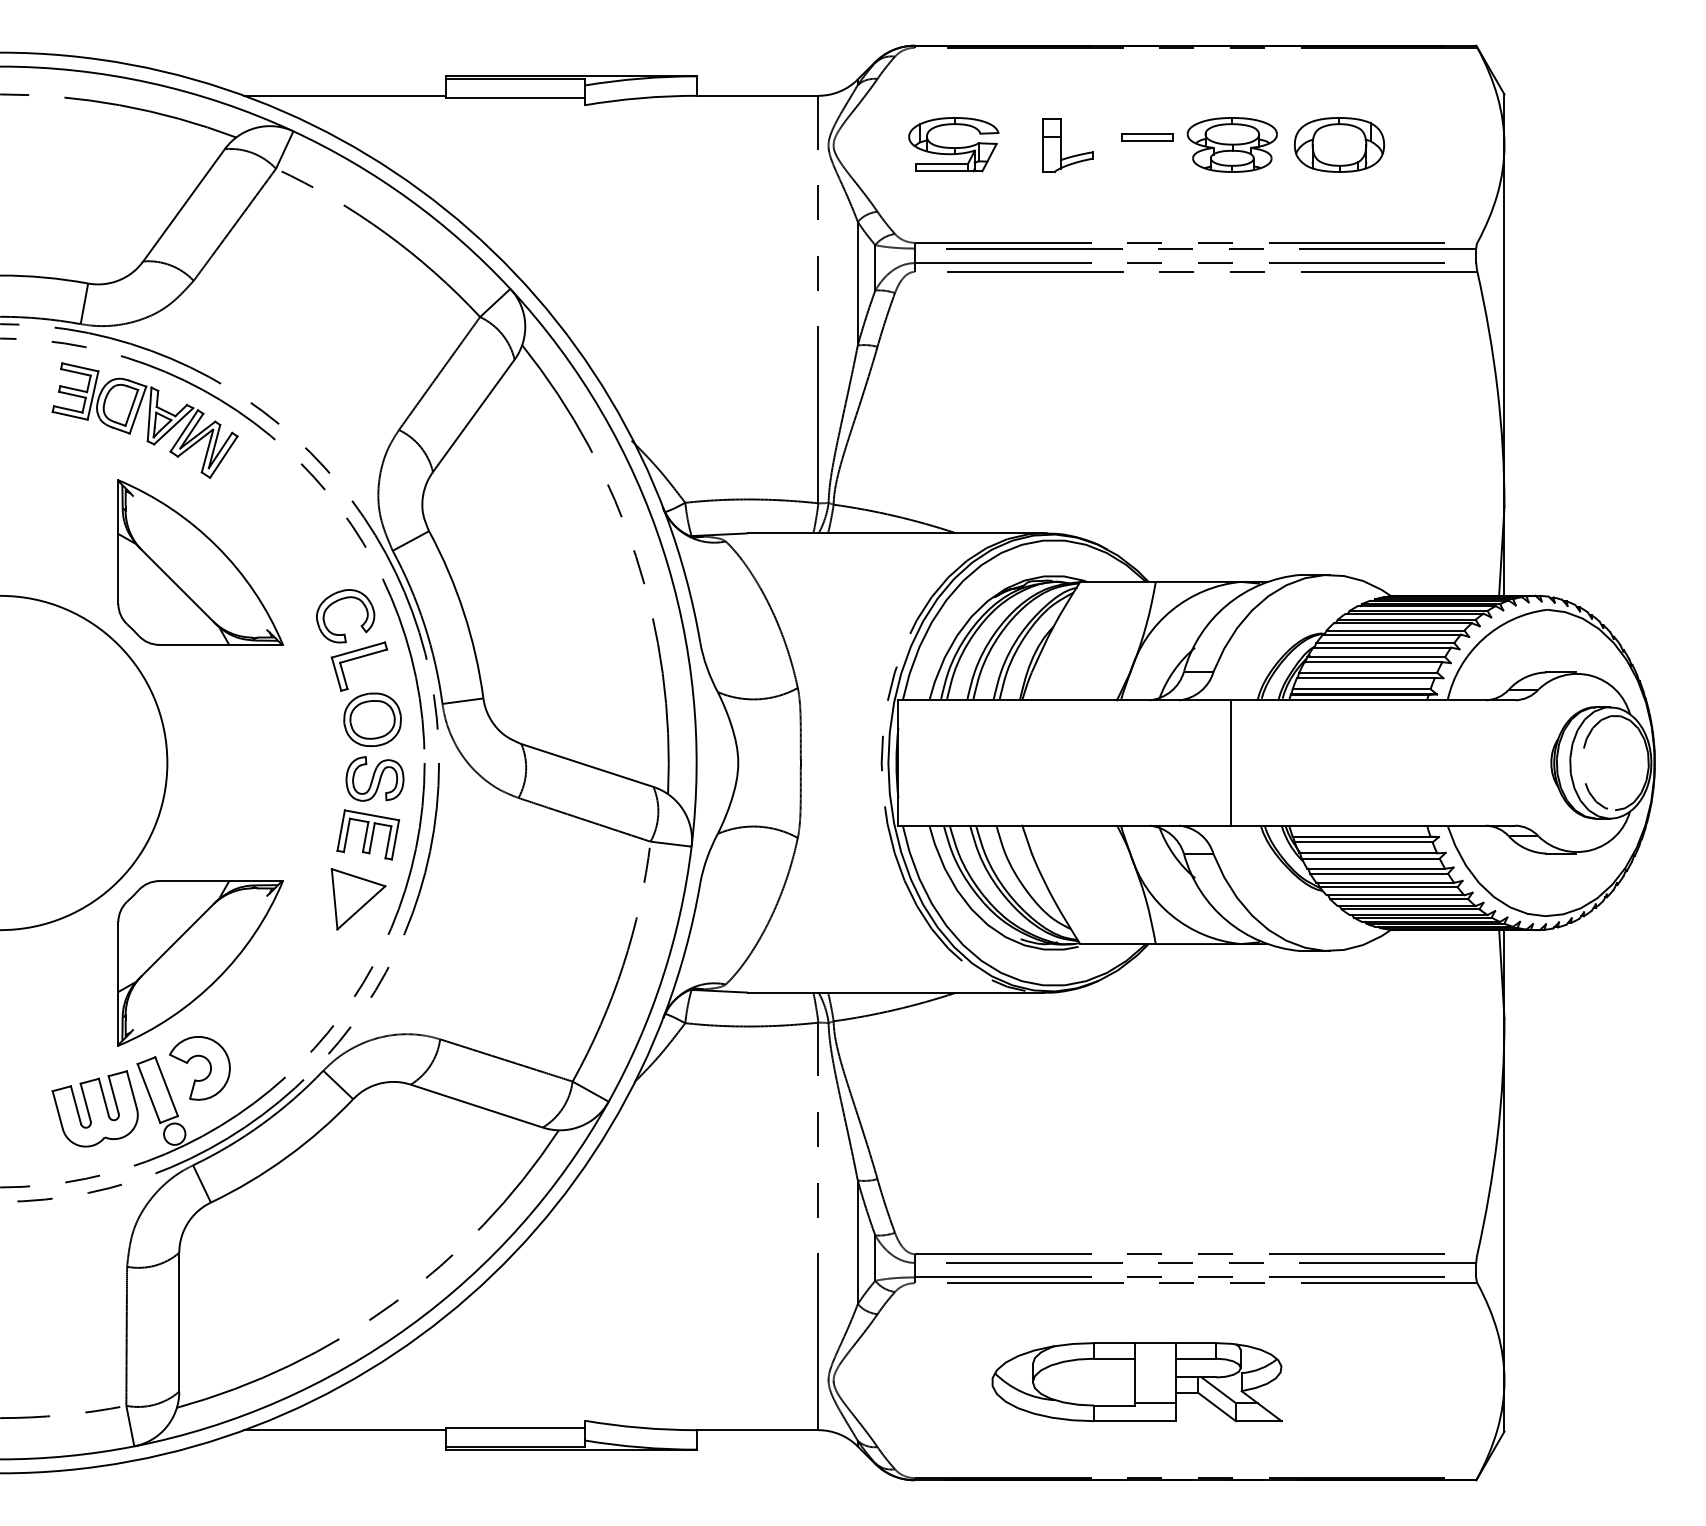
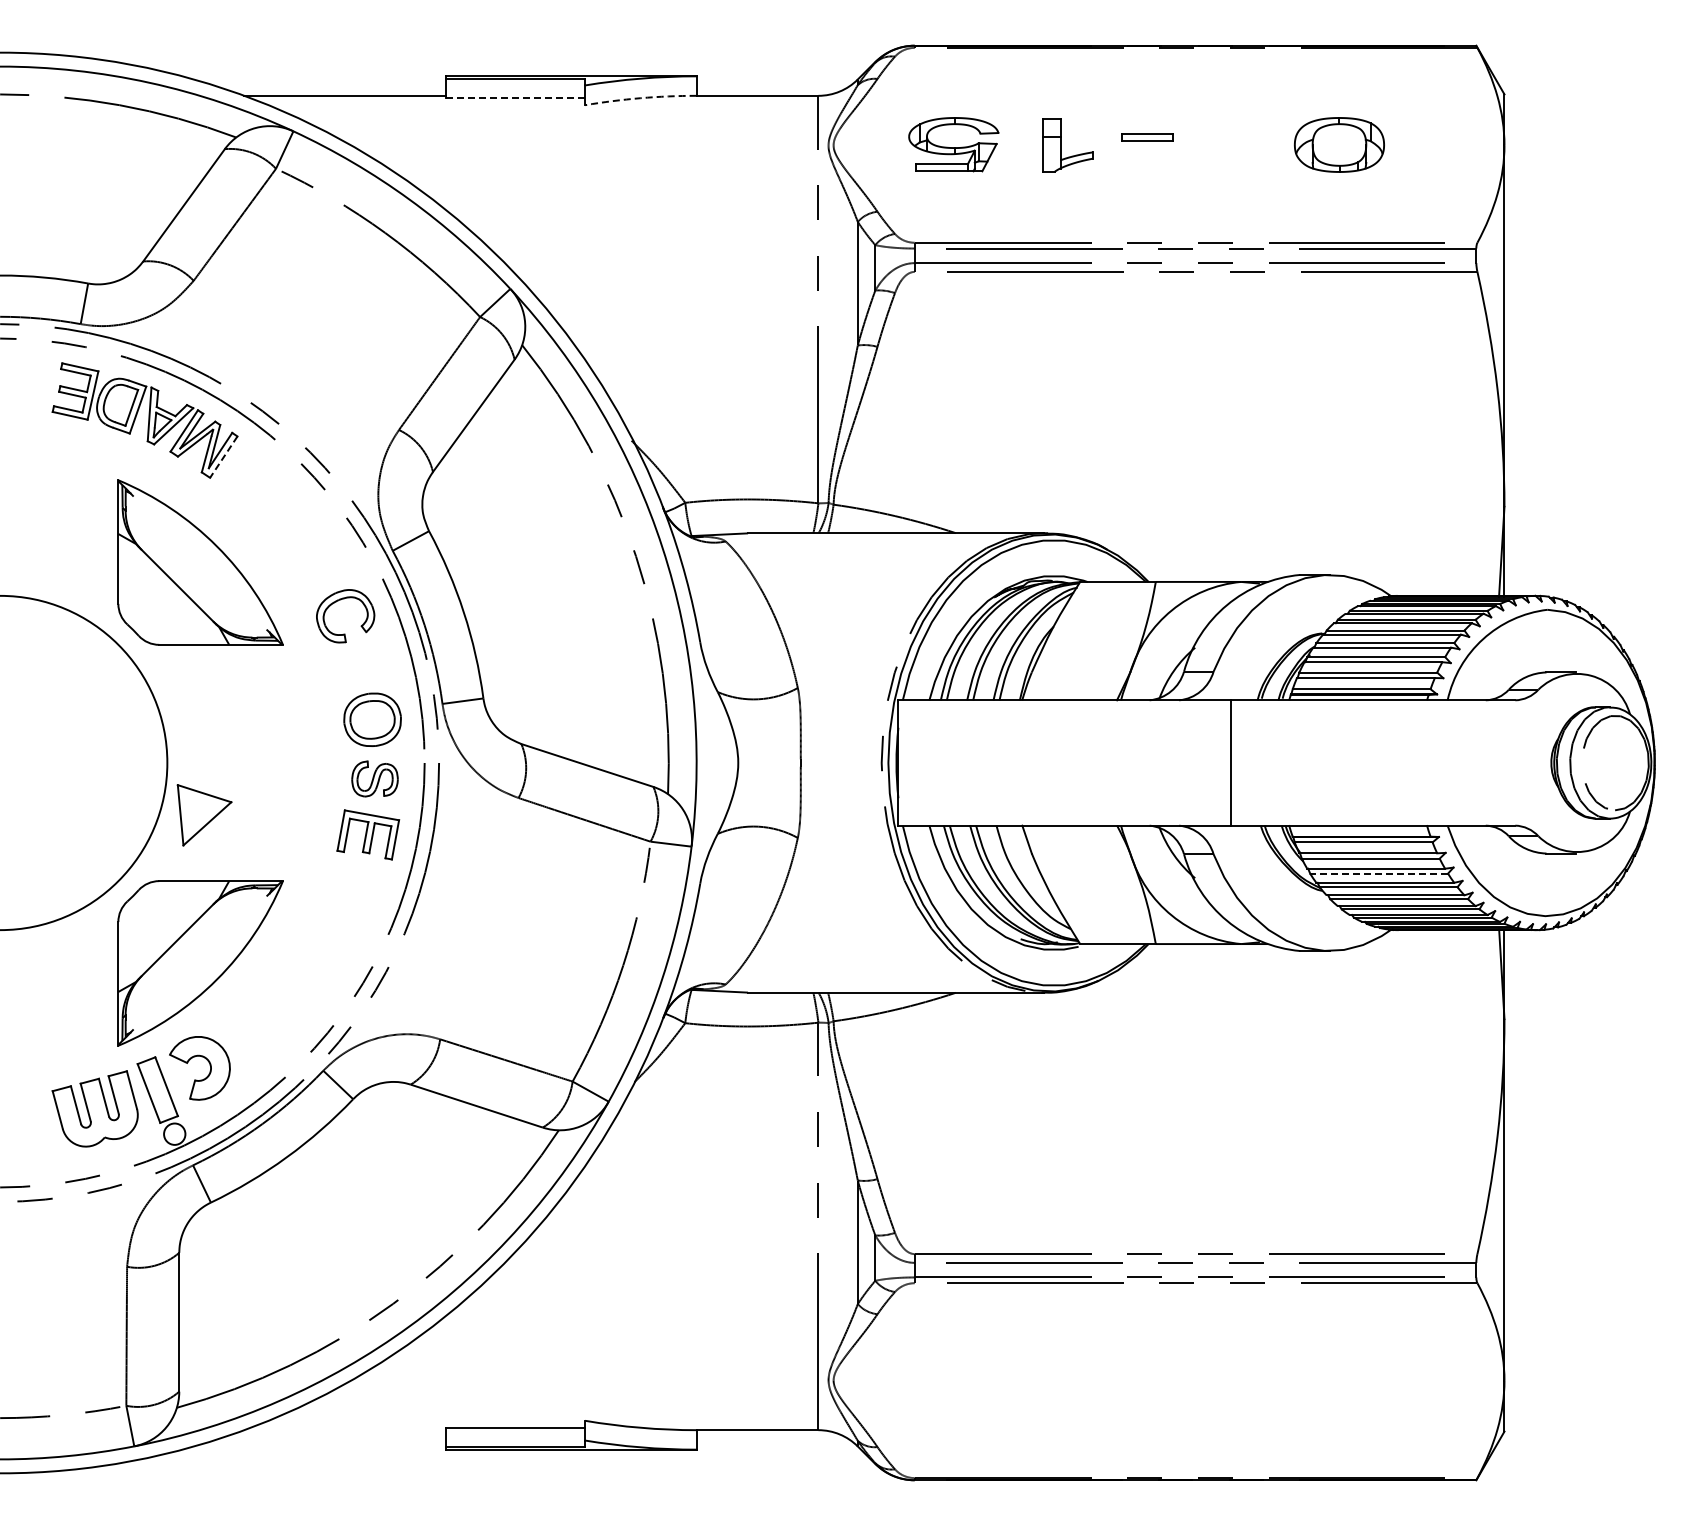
line: solid -> dashed (515, 98)
arc: solid -> dashed (640, 98)
part: present -> none (1231, 144)
line: solid -> dashed (223, 457)
part: present -> none (356, 659)
part size: 60x46 px -> 48x38 px (374, 778)
line: solid -> dashed (1379, 873)
part position: (358, 899) -> (204, 815) (204, 815)
part: present -> none (1136, 1382)
line: present -> none (344, 1430)
